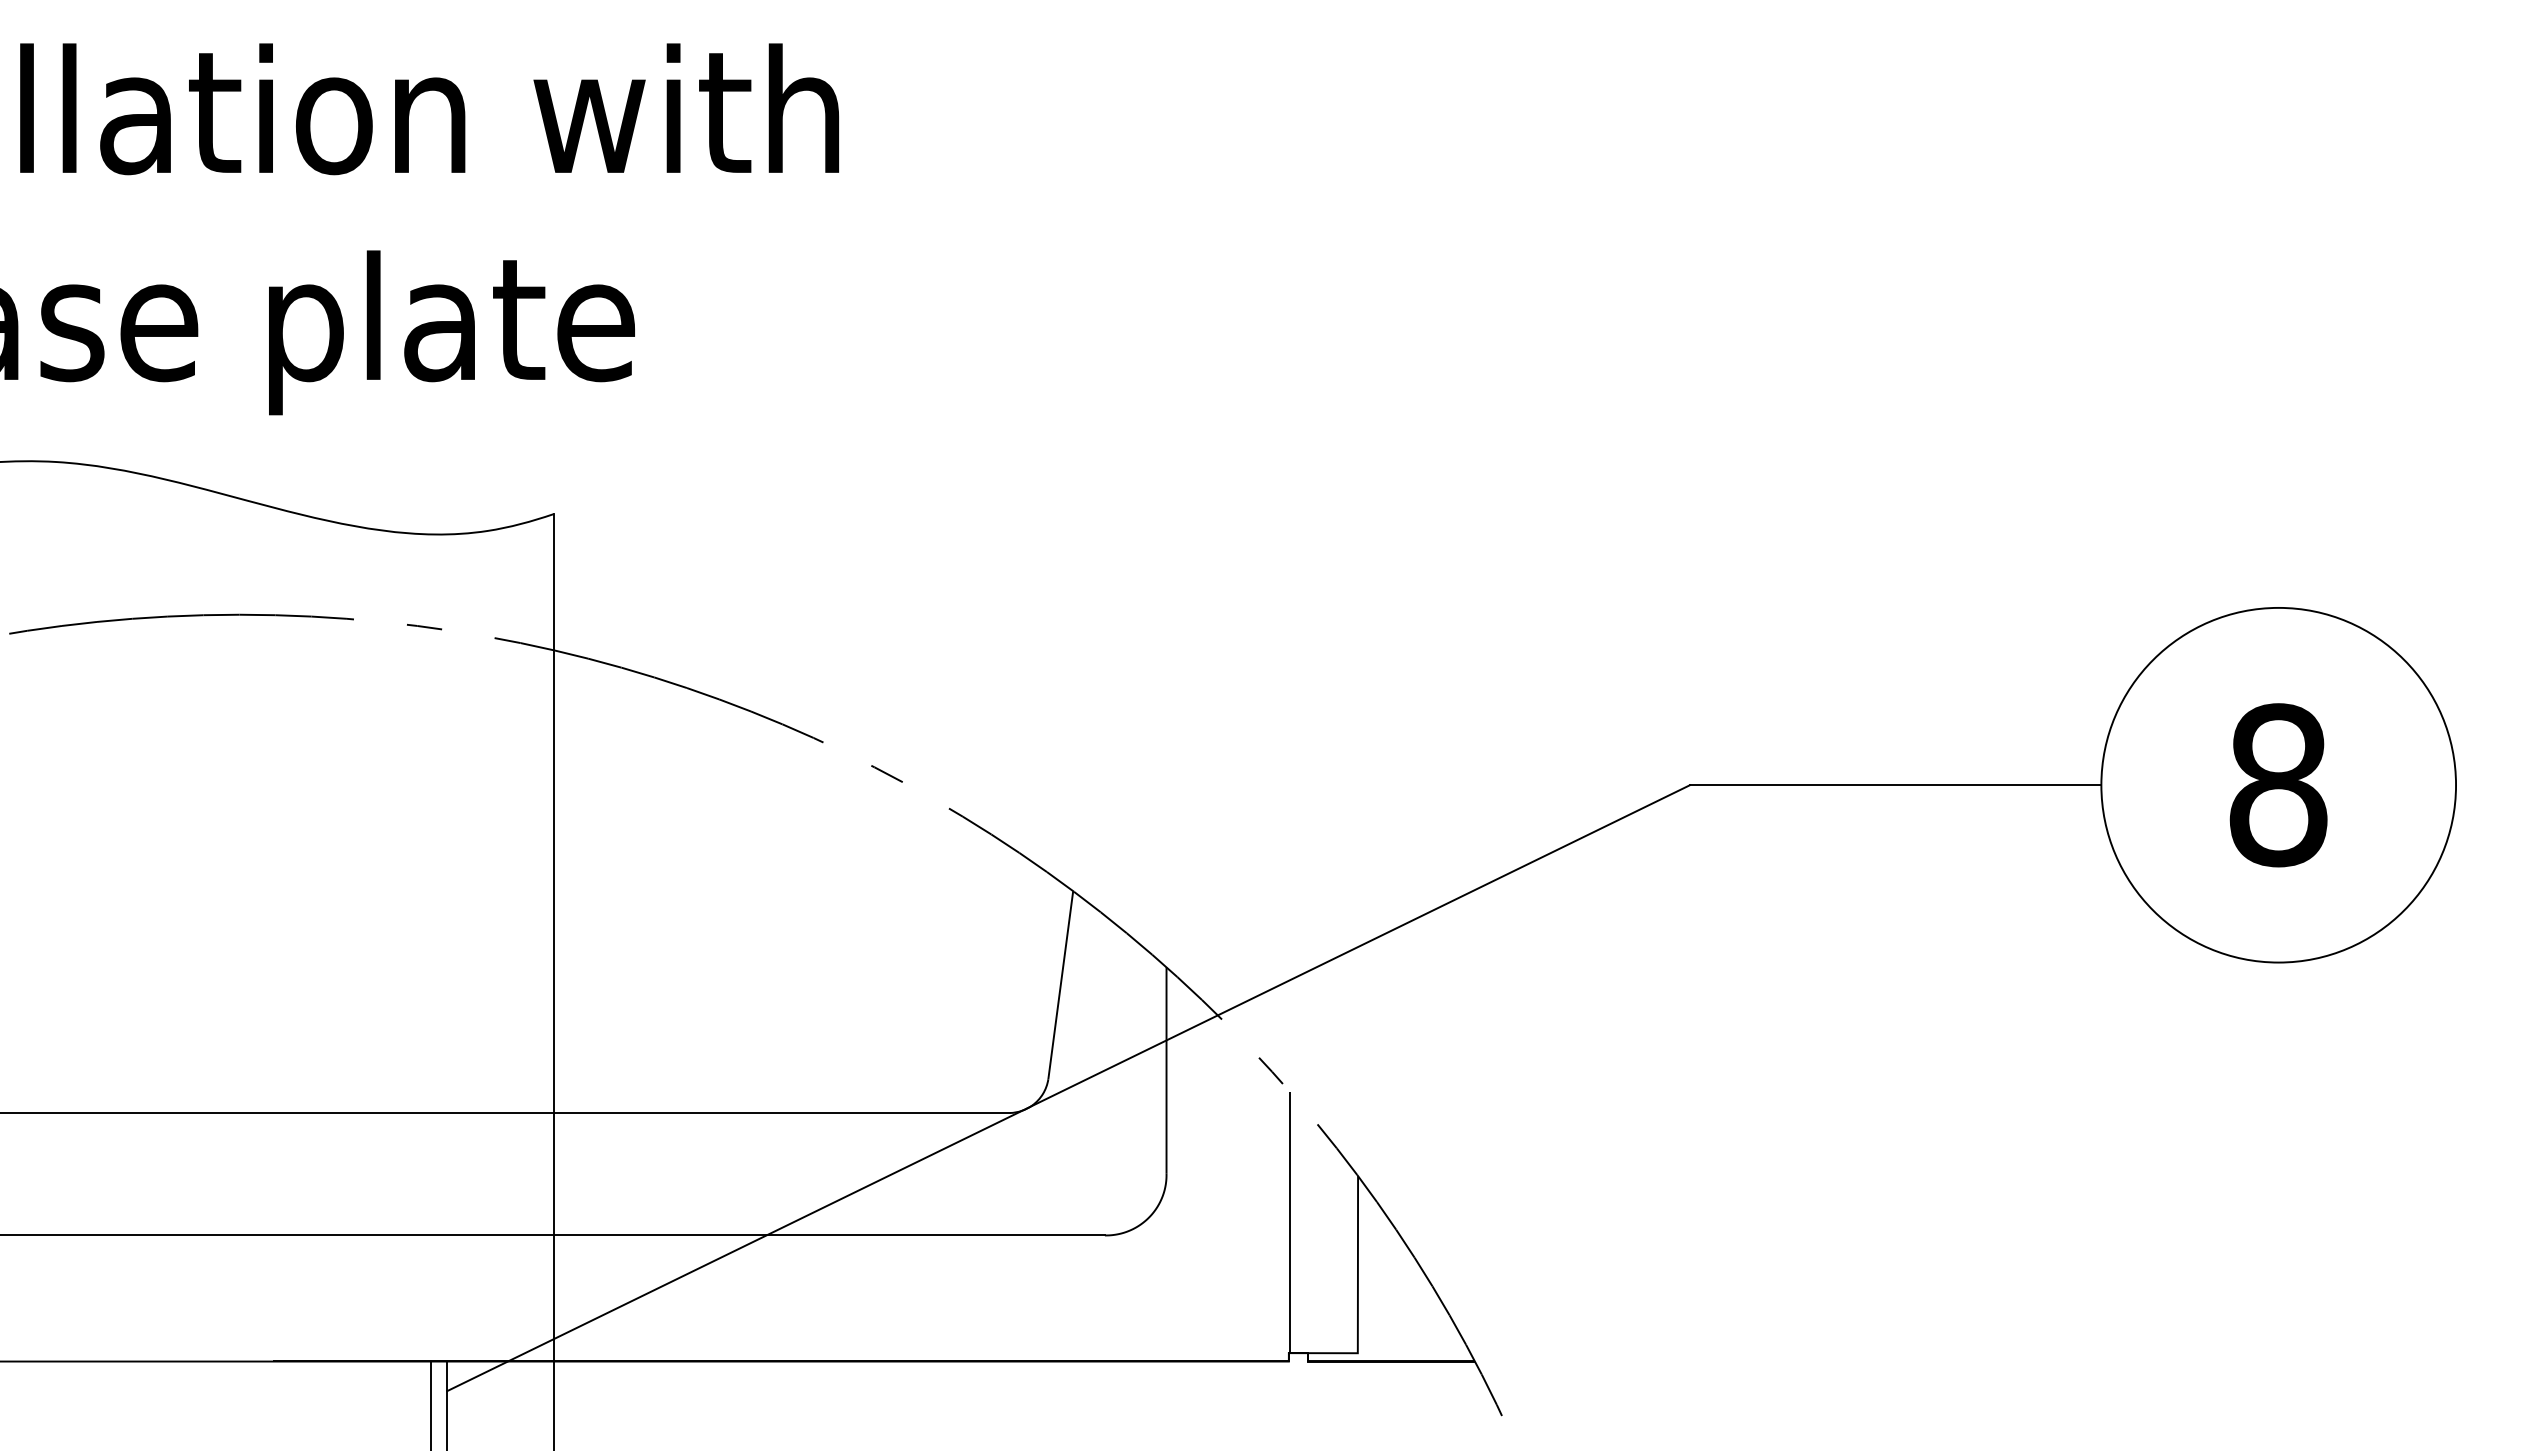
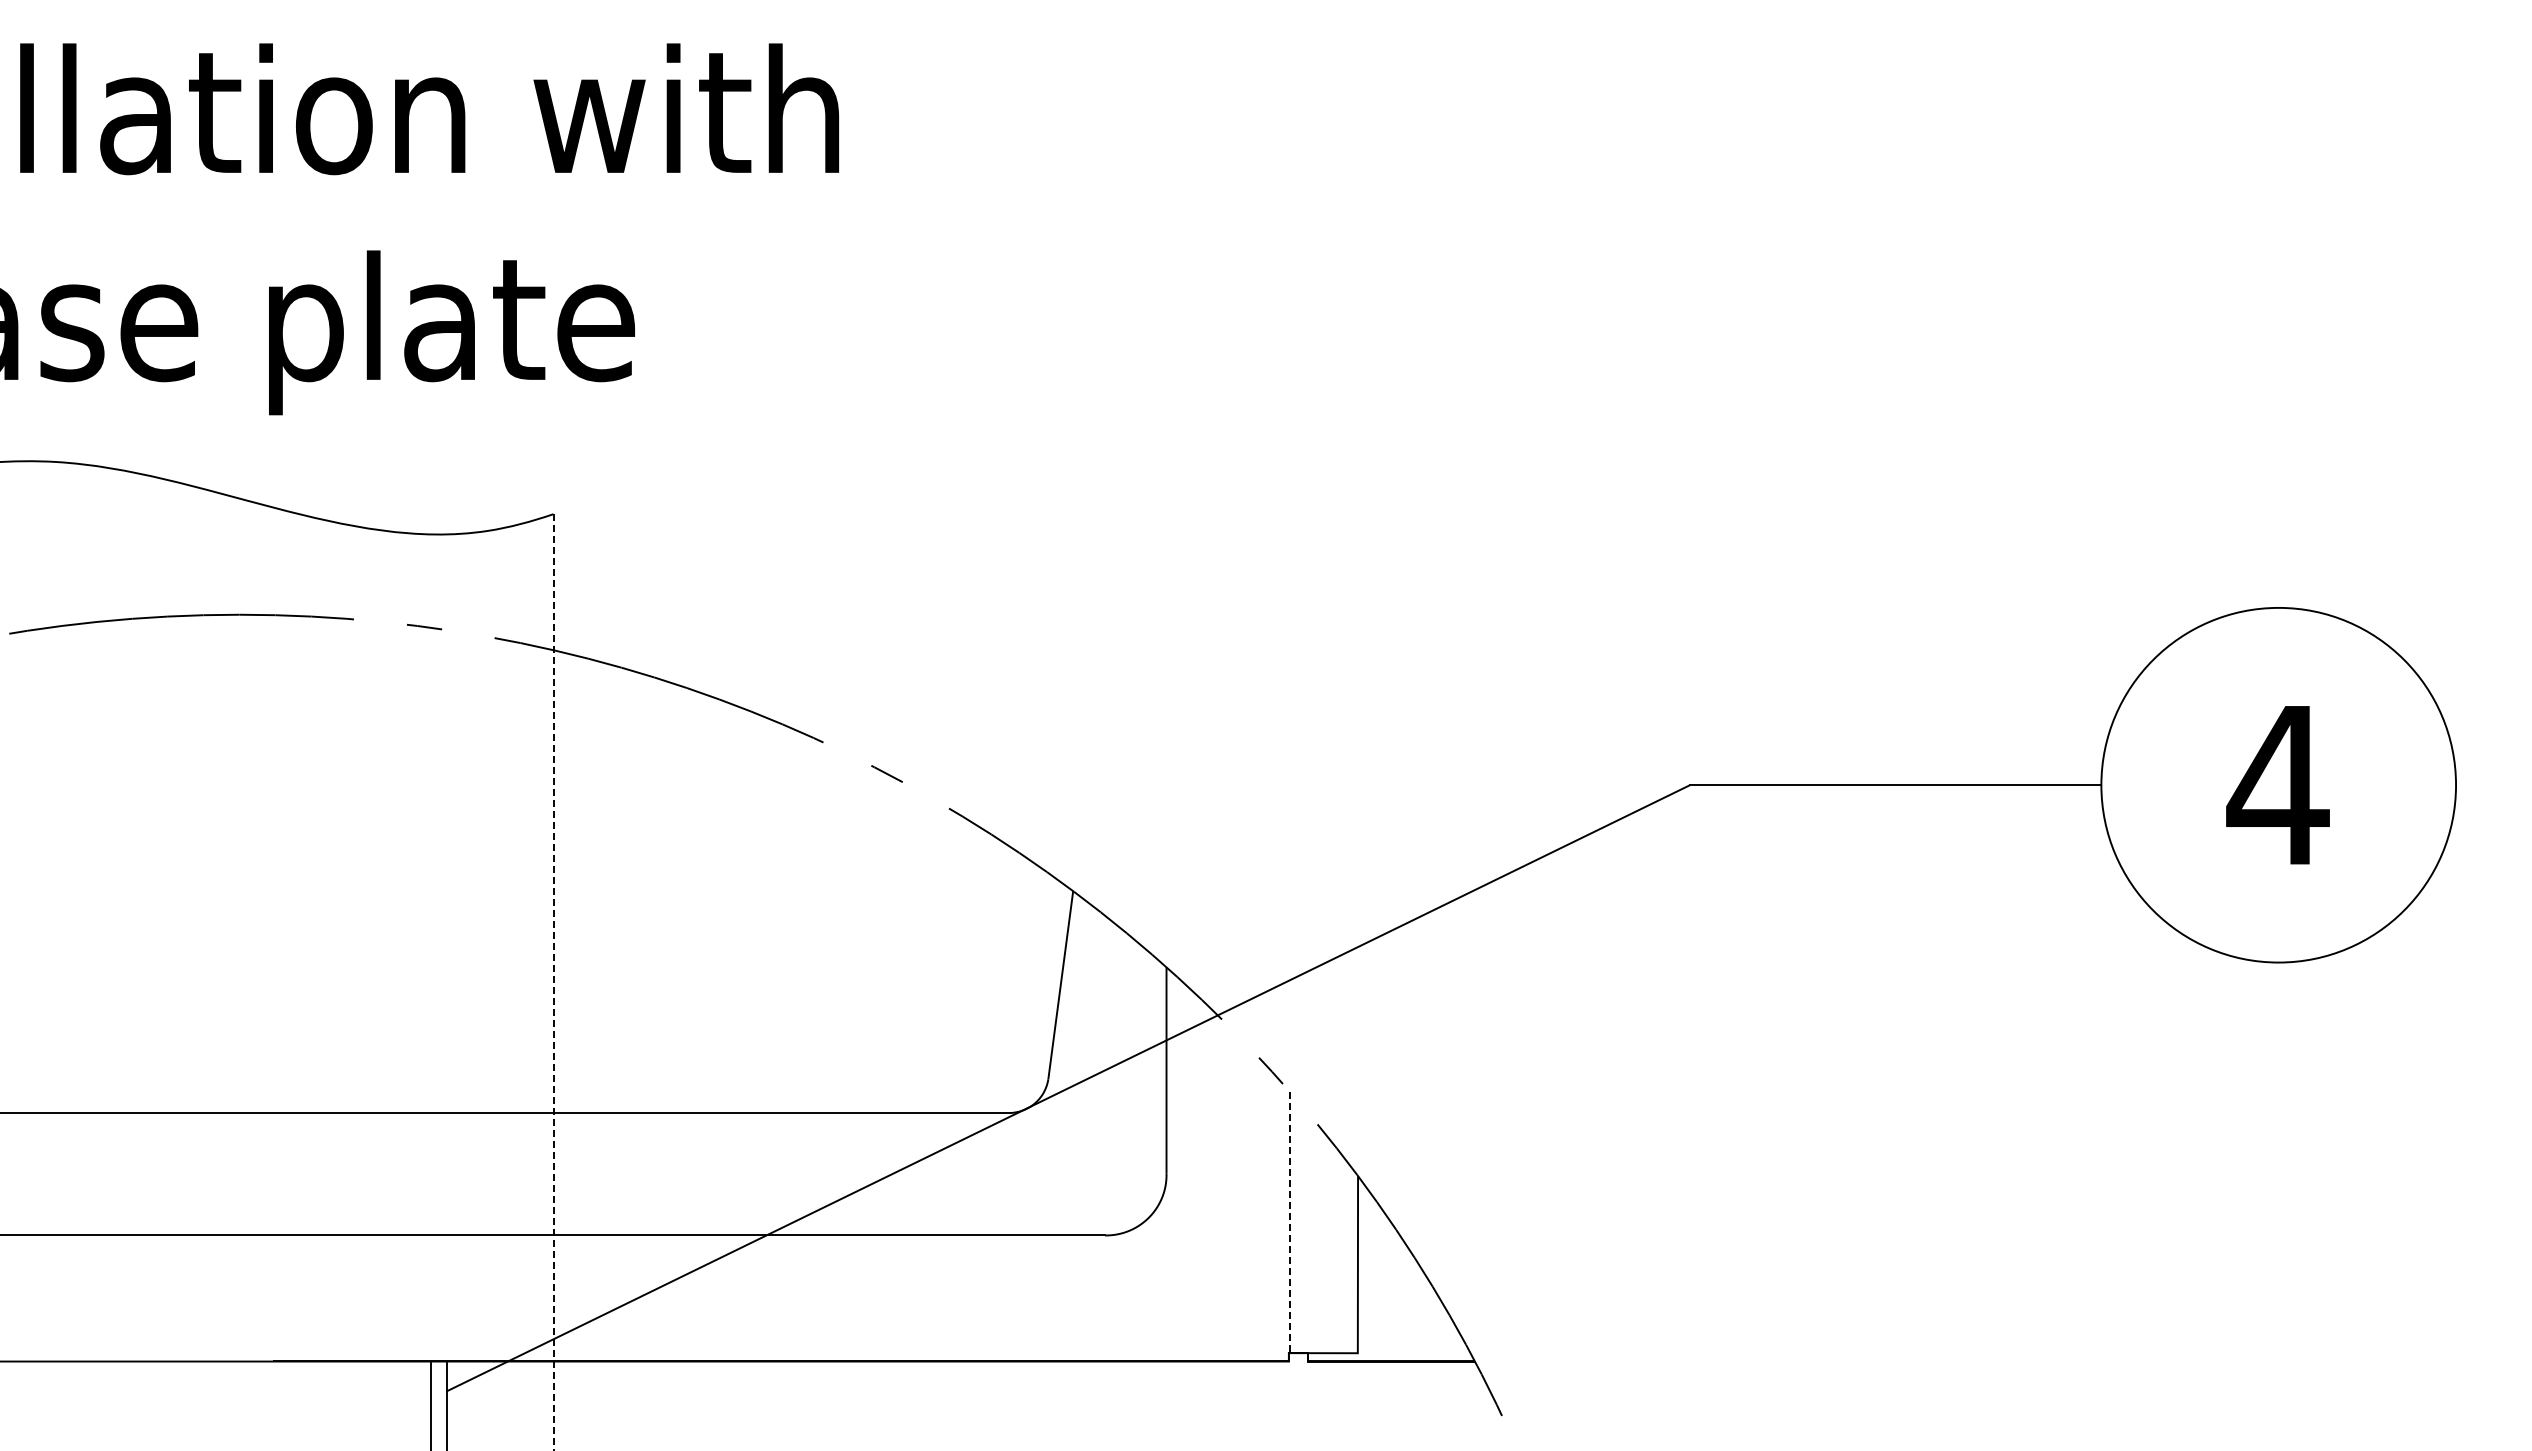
text: 8 -> 4 (2277, 785)
line: solid -> dashed (553, 982)
line: solid -> dashed (1290, 1223)
